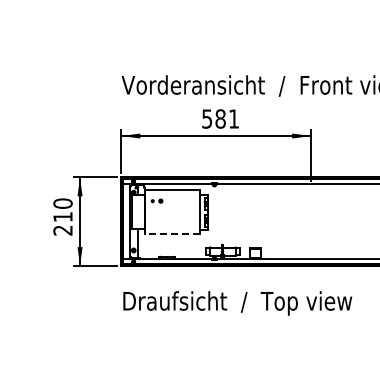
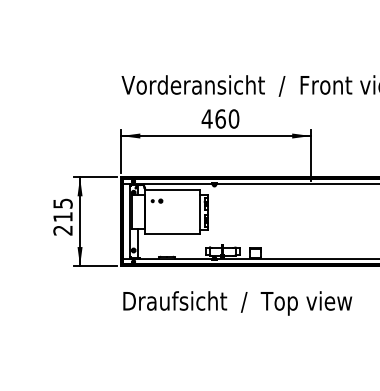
text: 581 -> 460 (220, 118)
text: 210 -> 215 (62, 203)
line: dashed -> solid (172, 234)
